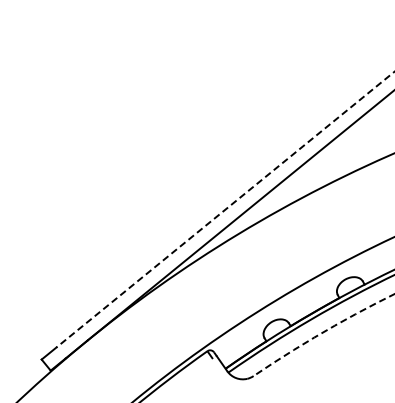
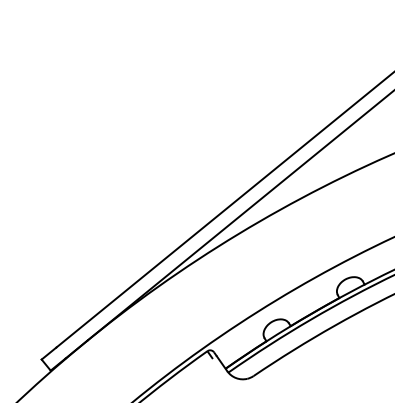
line: dashed -> solid (225, 209)
arc: dashed -> solid (322, 333)
